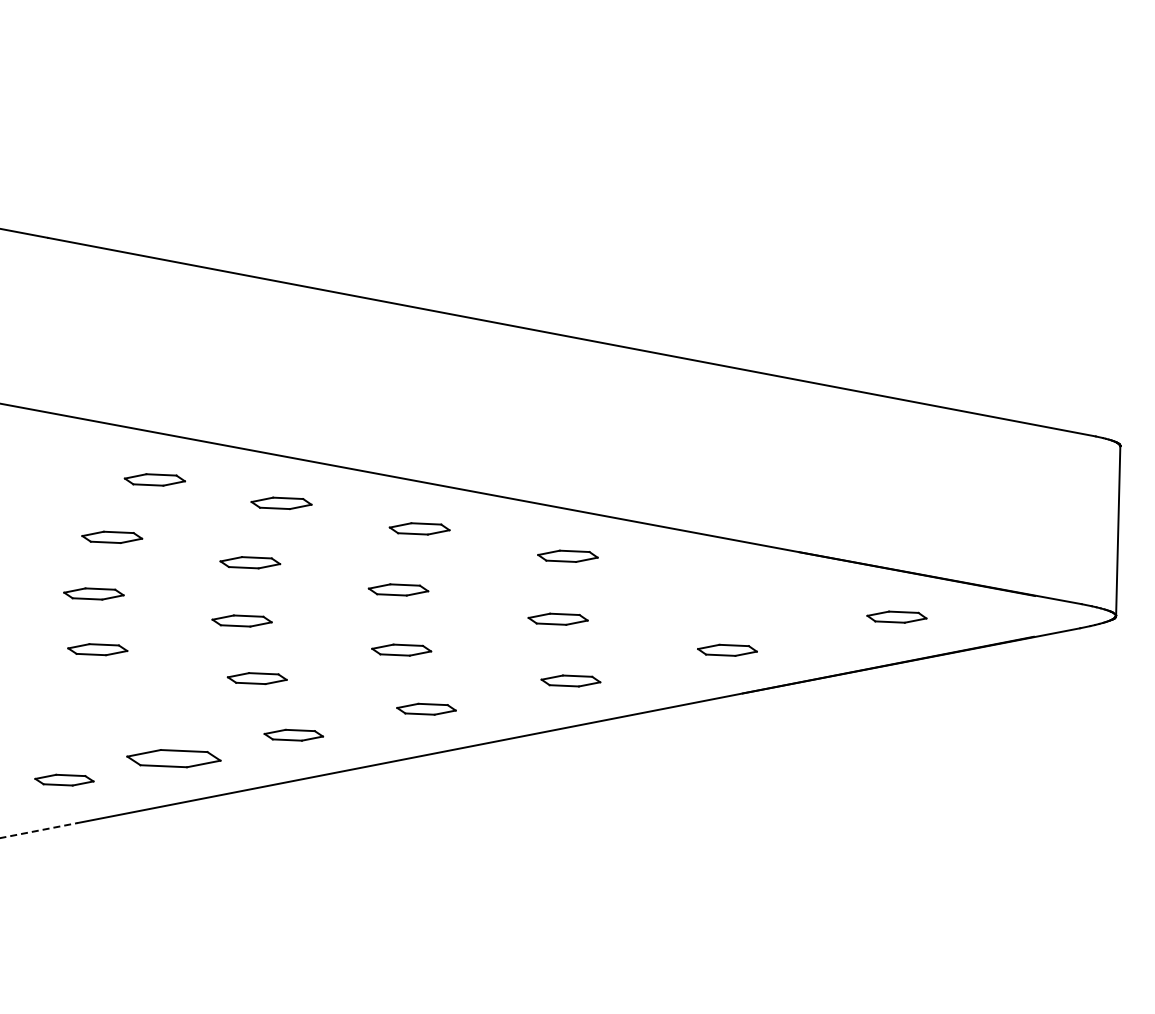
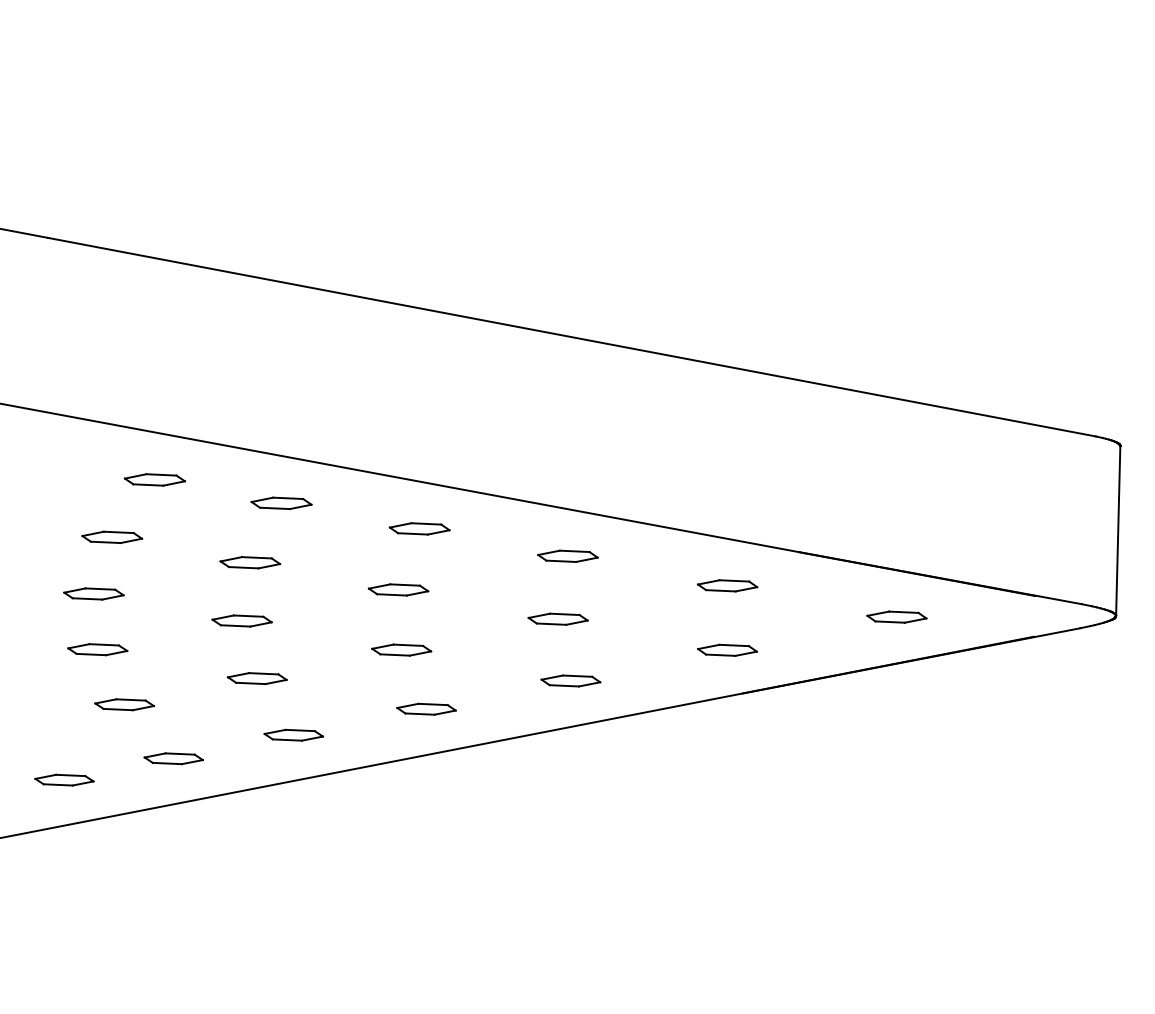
part: none -> present (727, 585)
part: none -> present (124, 704)
part size: 96x20 px -> 61x14 px (173, 758)
line: dashed -> solid (39, 830)
